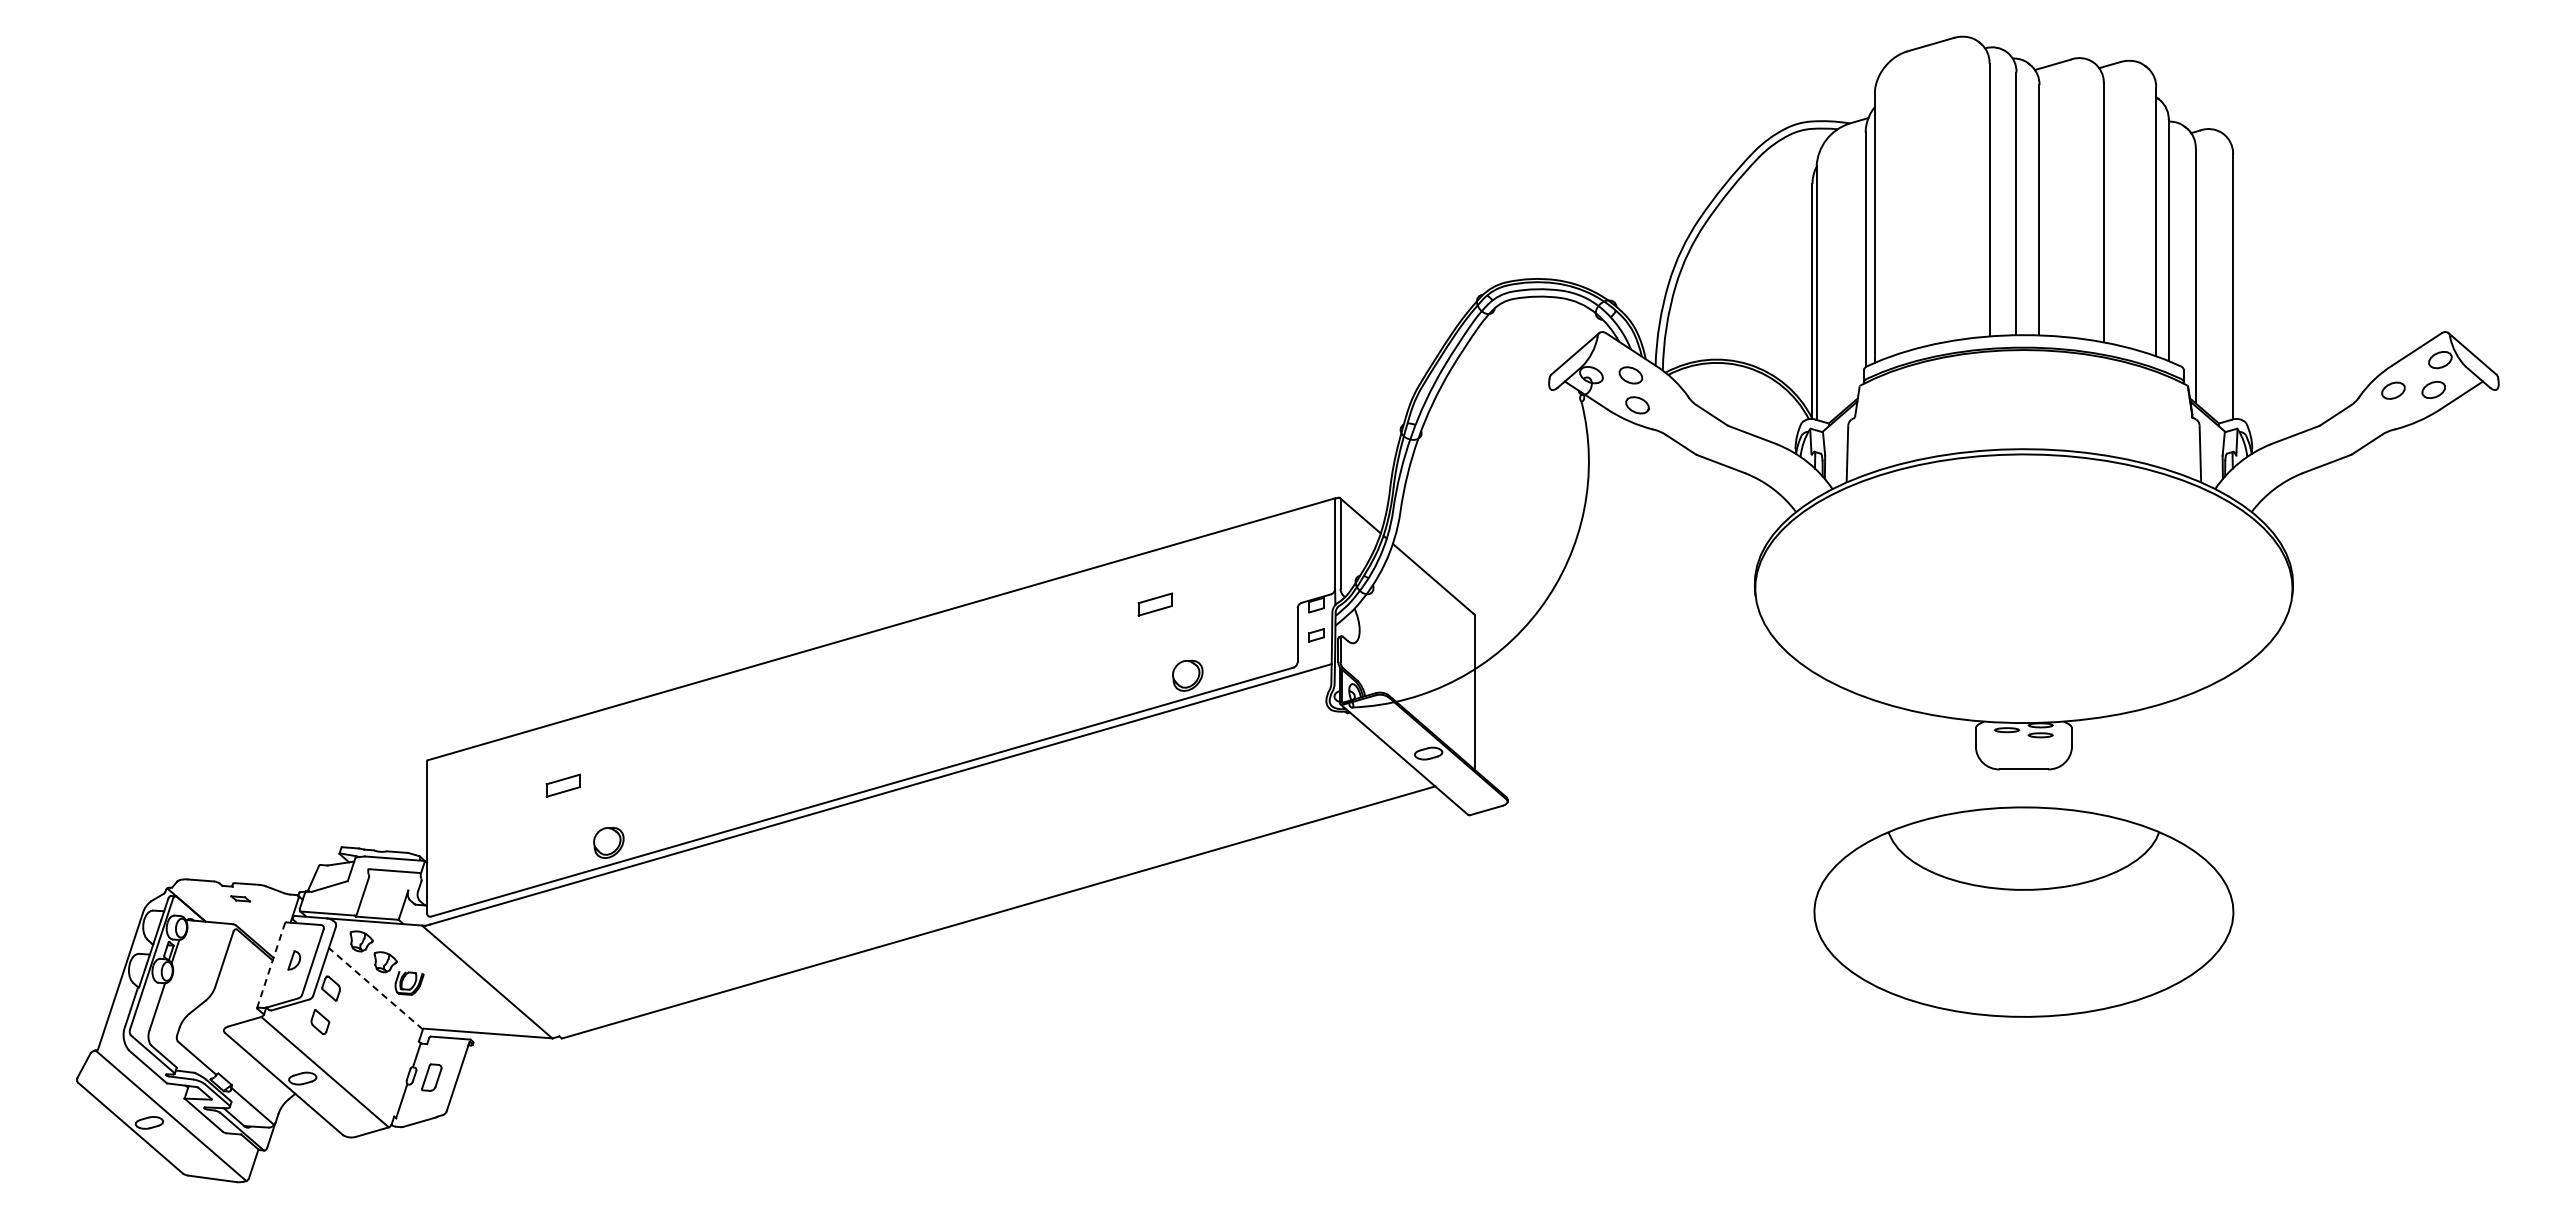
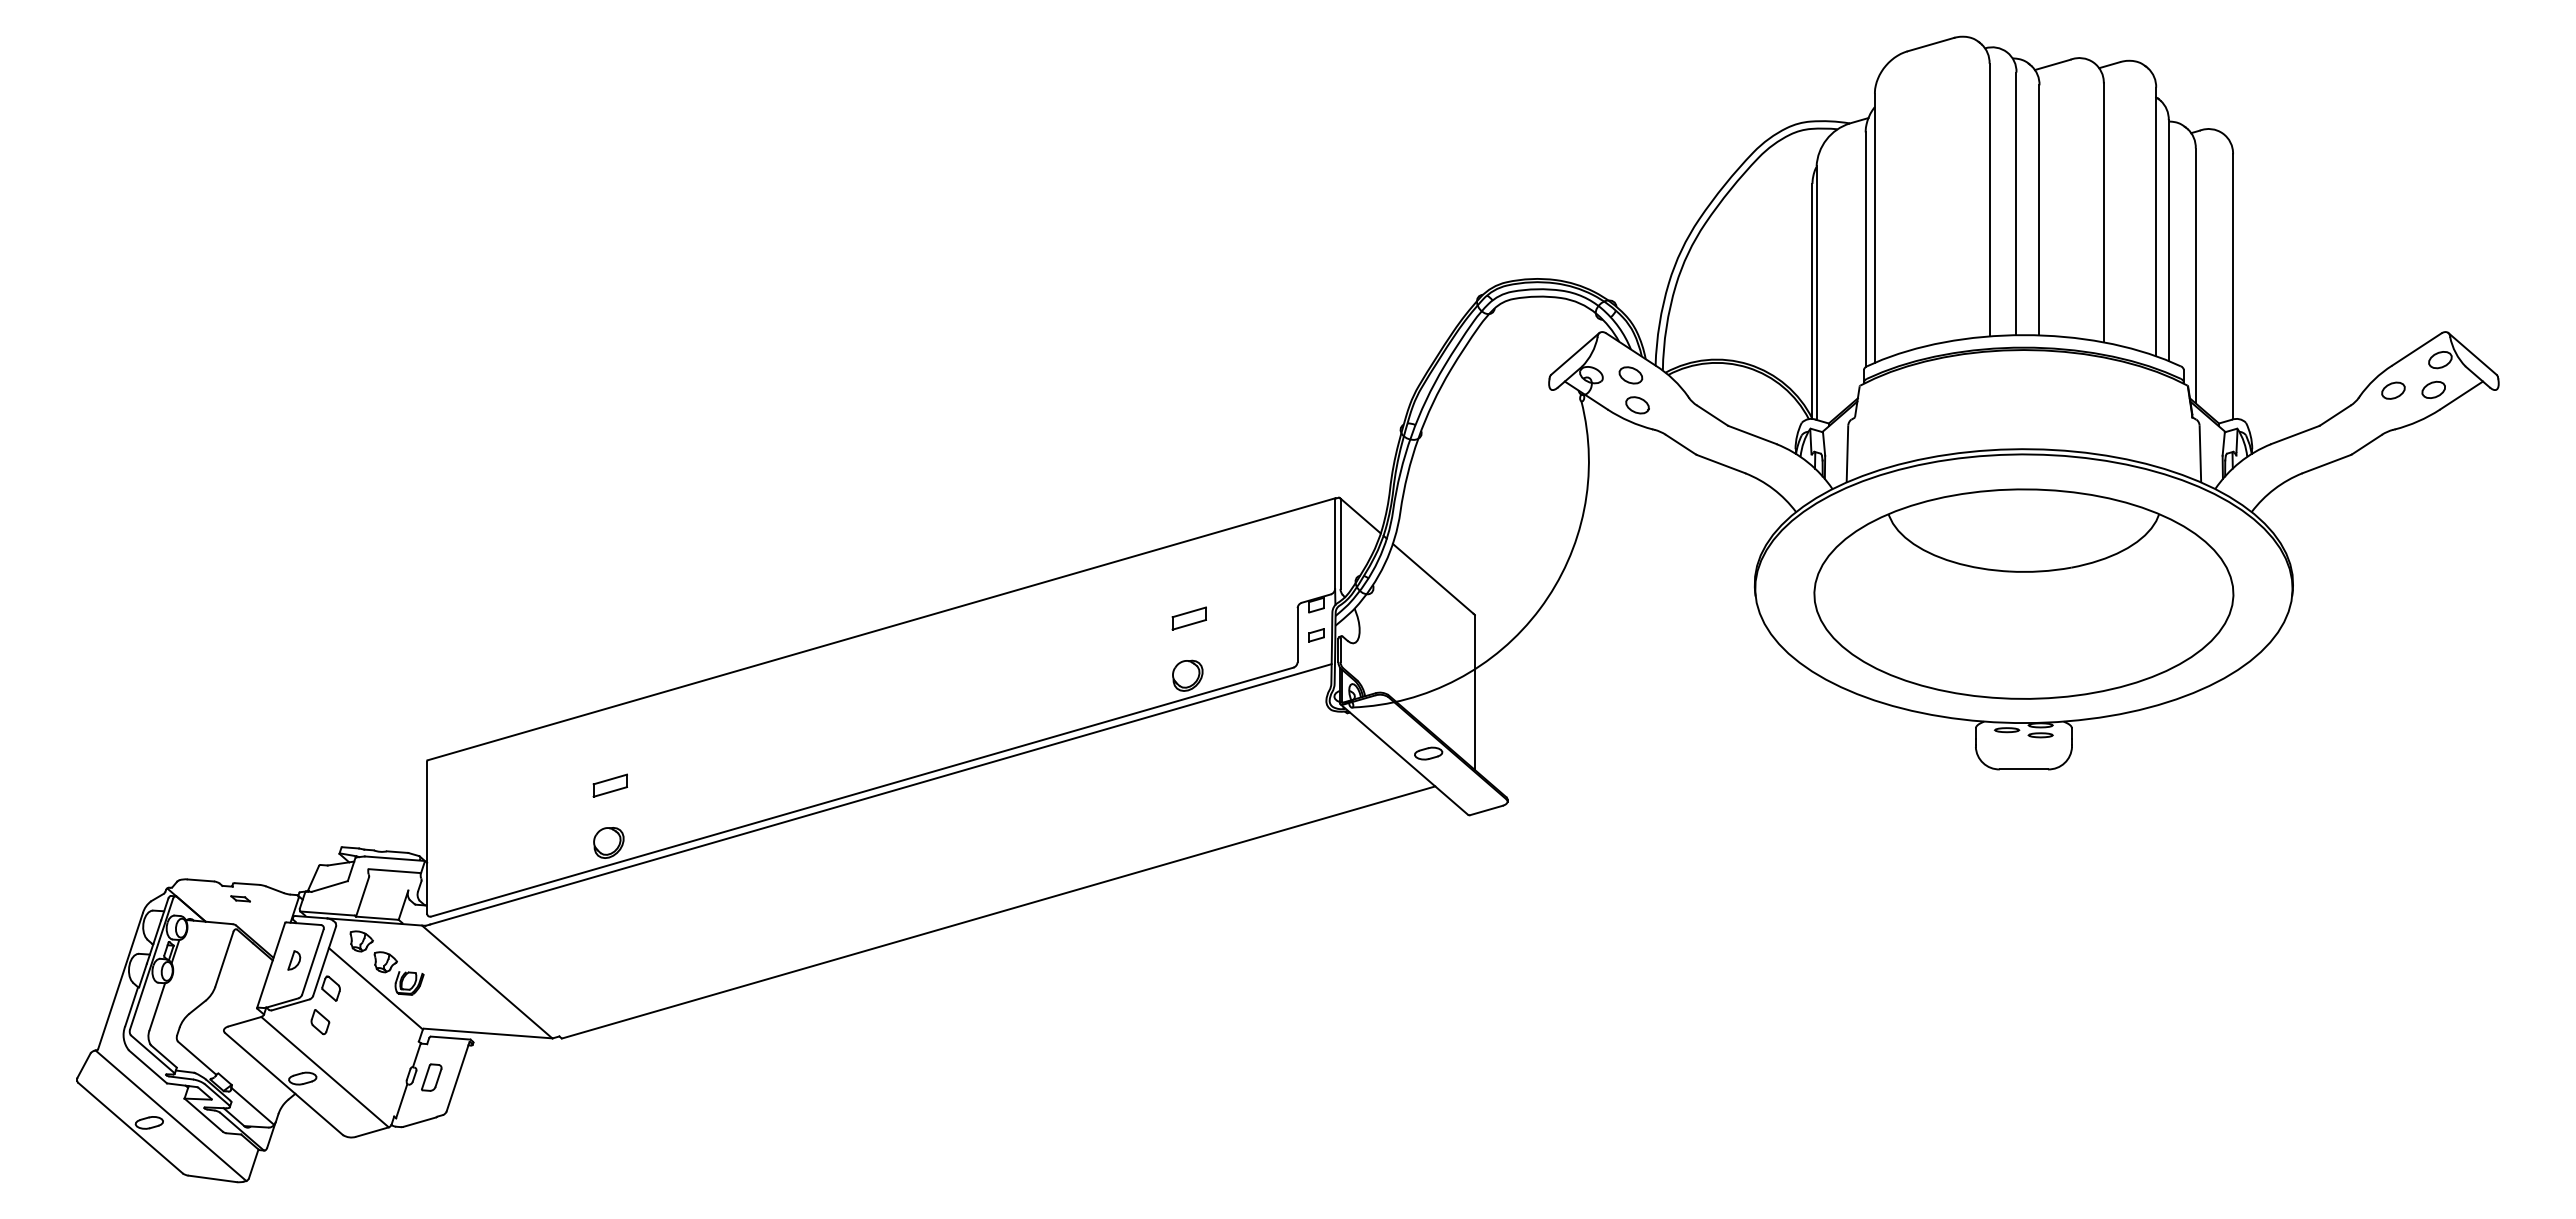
part position: (1154, 604) -> (1188, 618) (1188, 618)
part position: (562, 785) -> (609, 785) (609, 785)
part position: (2023, 911) -> (2023, 593) (2023, 593)
line: dashed -> solid (271, 965)
line: dashed -> solid (375, 988)
